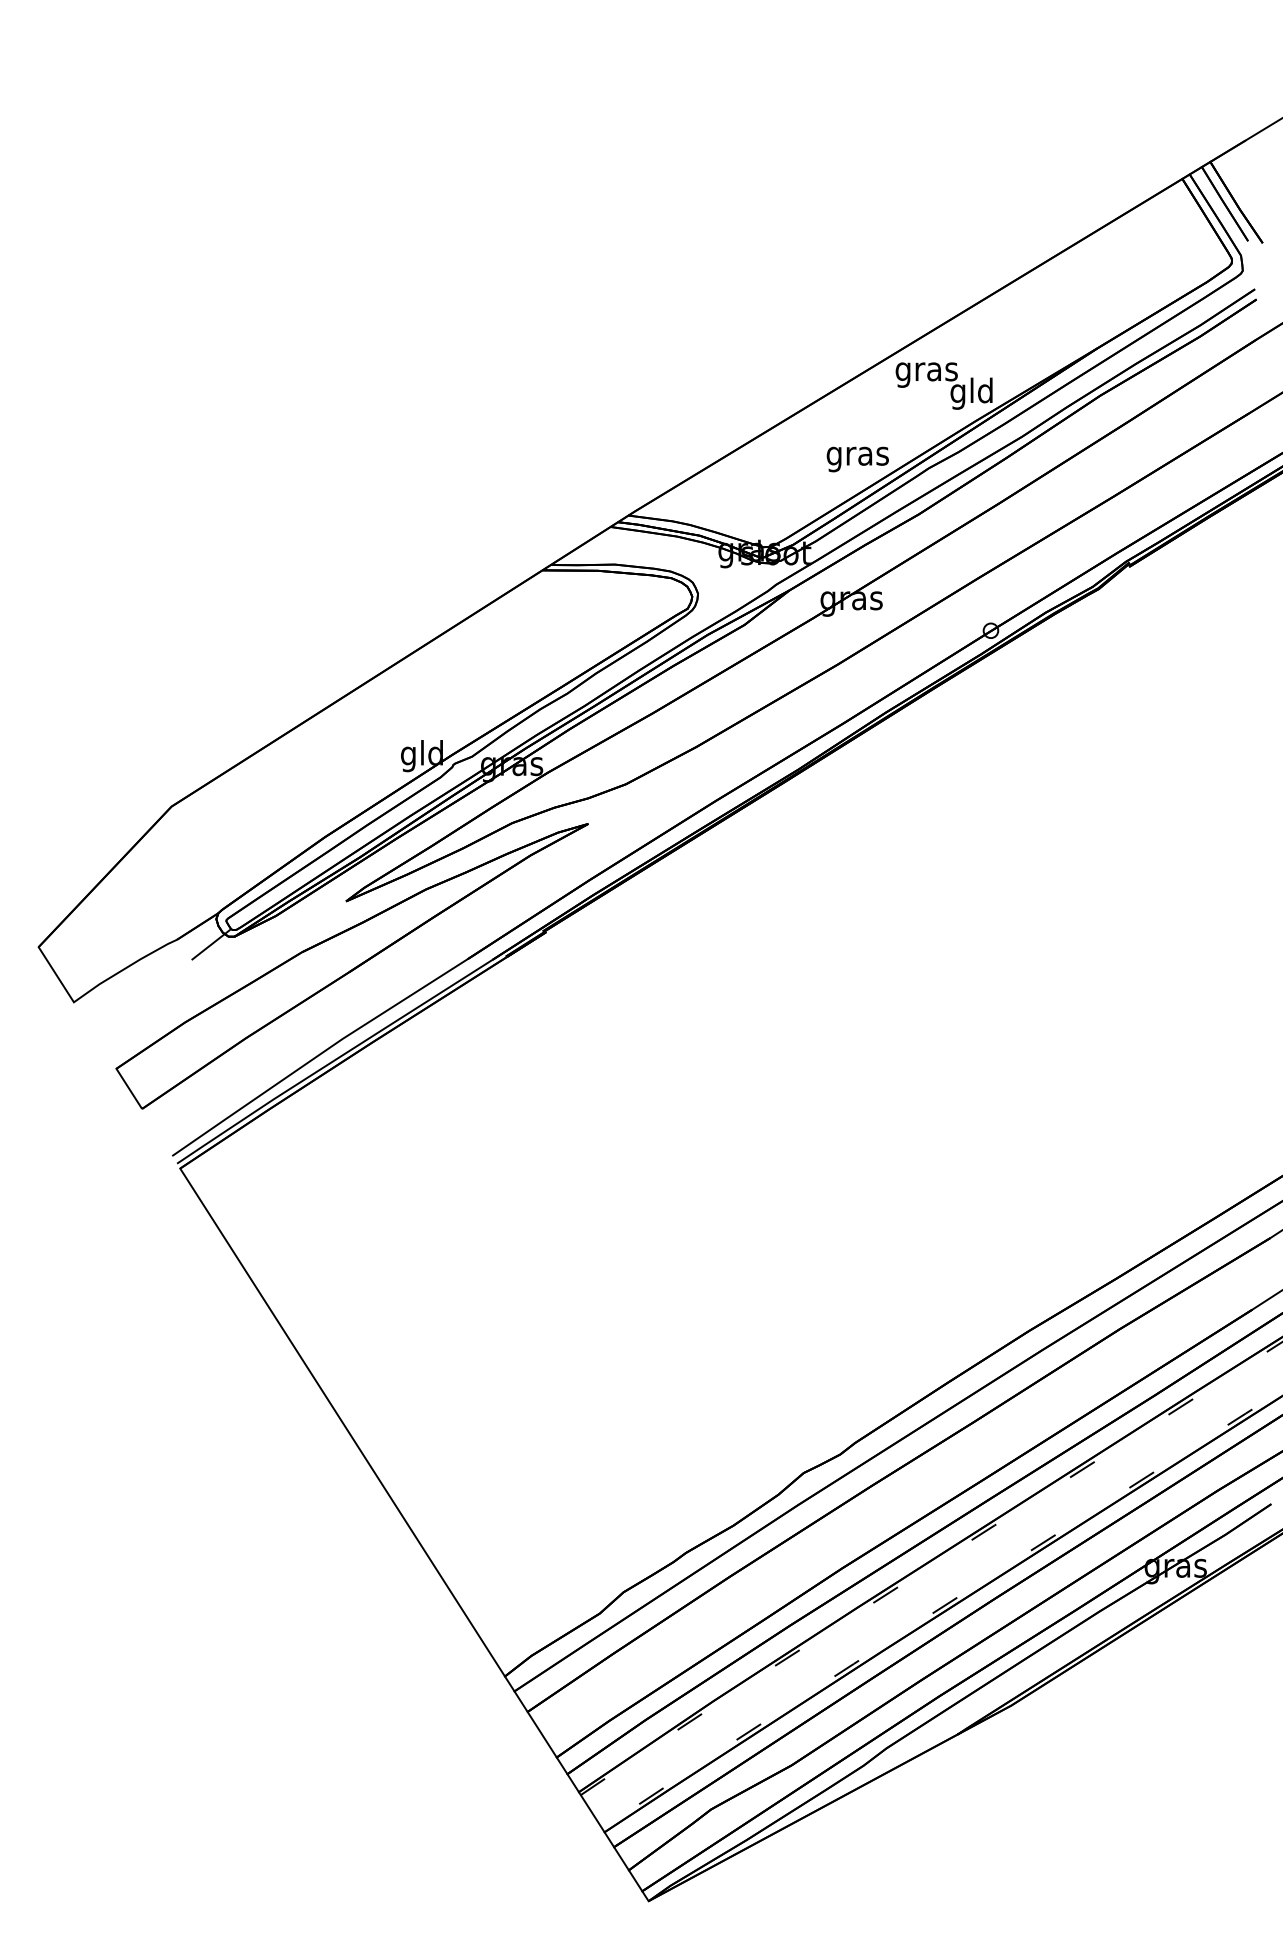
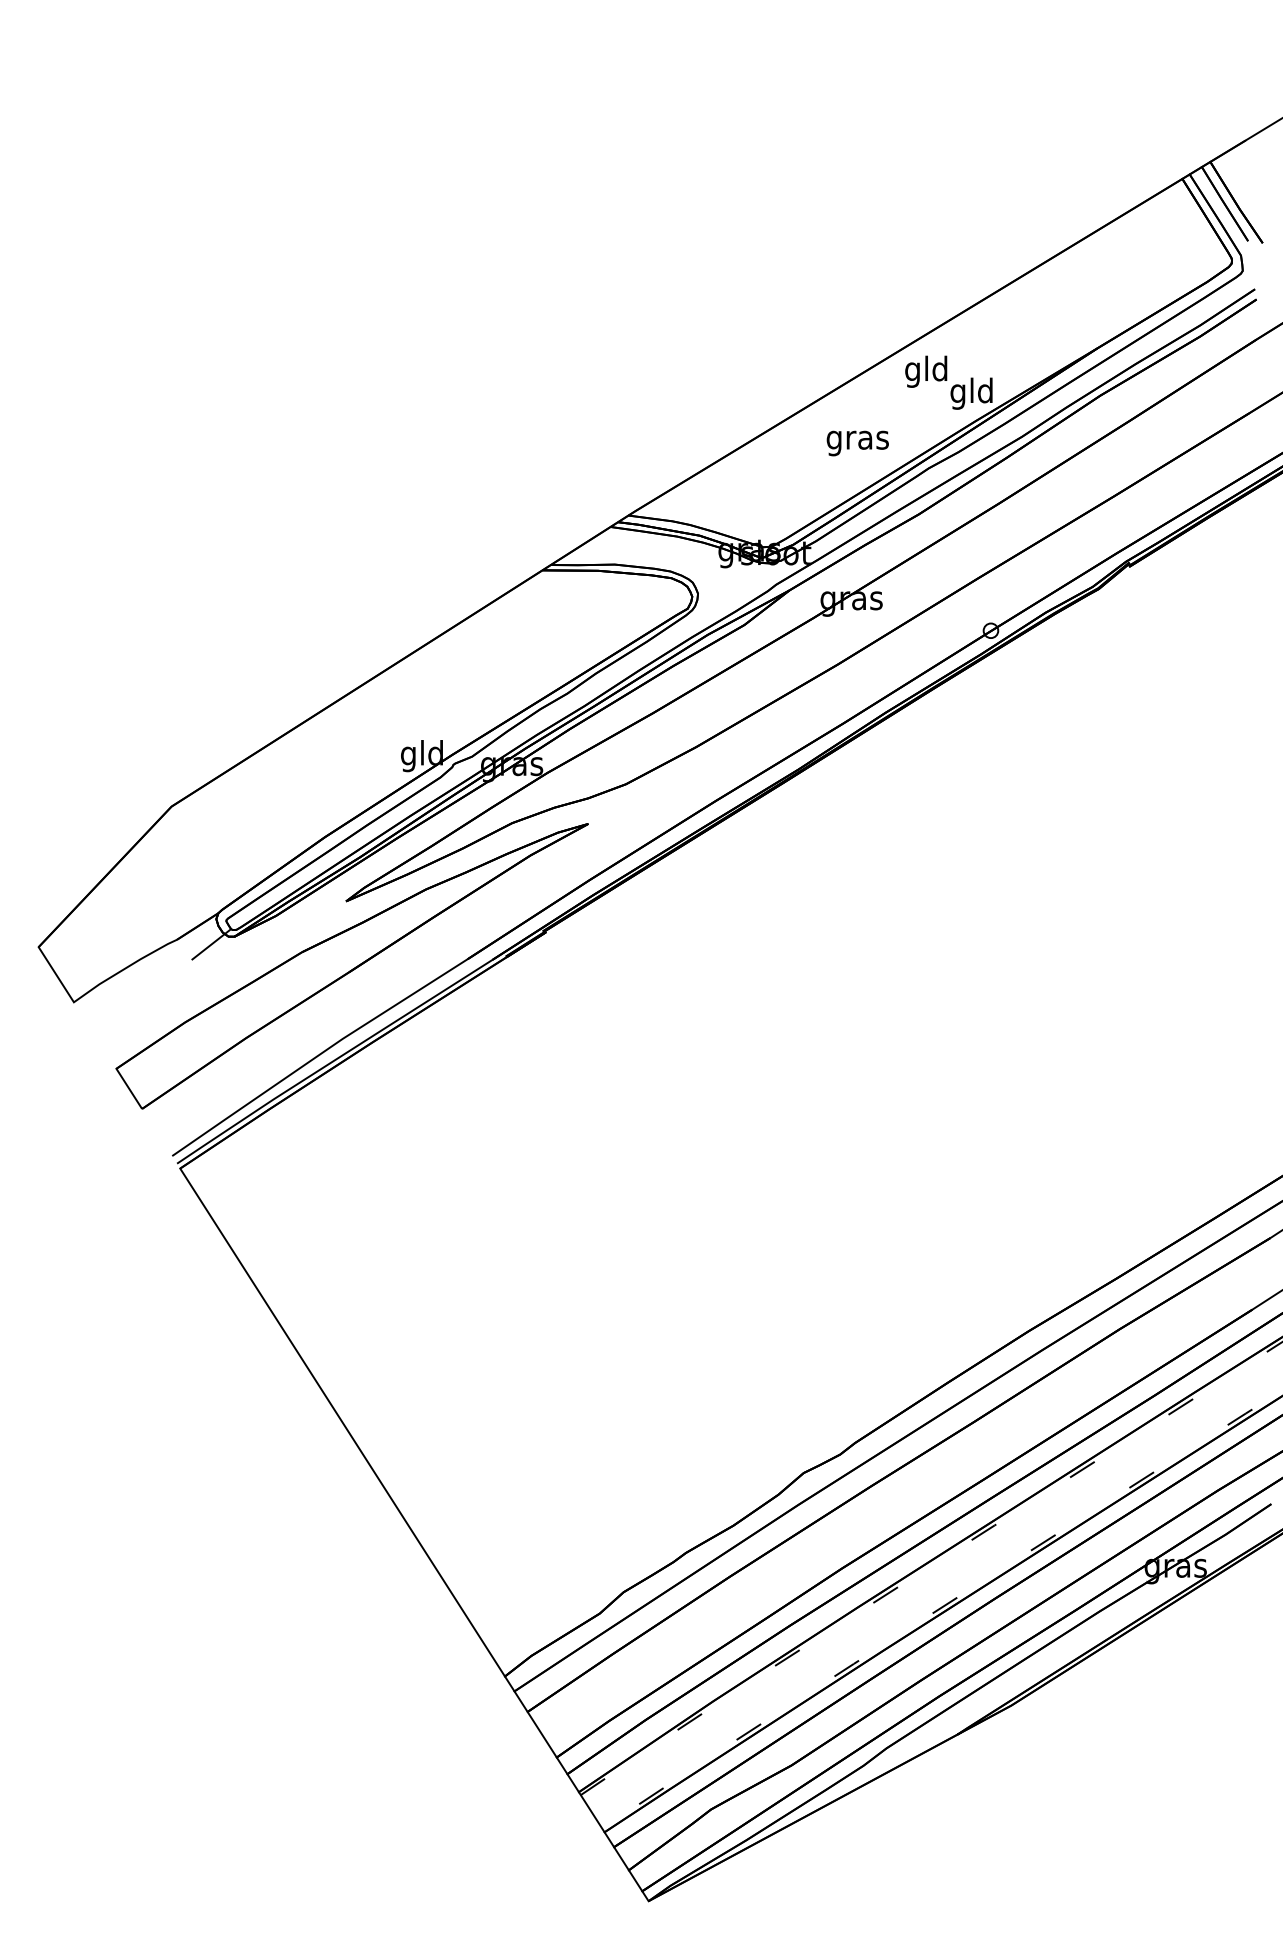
text: gras -> gld (926, 371)
text position: (857, 459) -> (857, 443) (857, 443)
